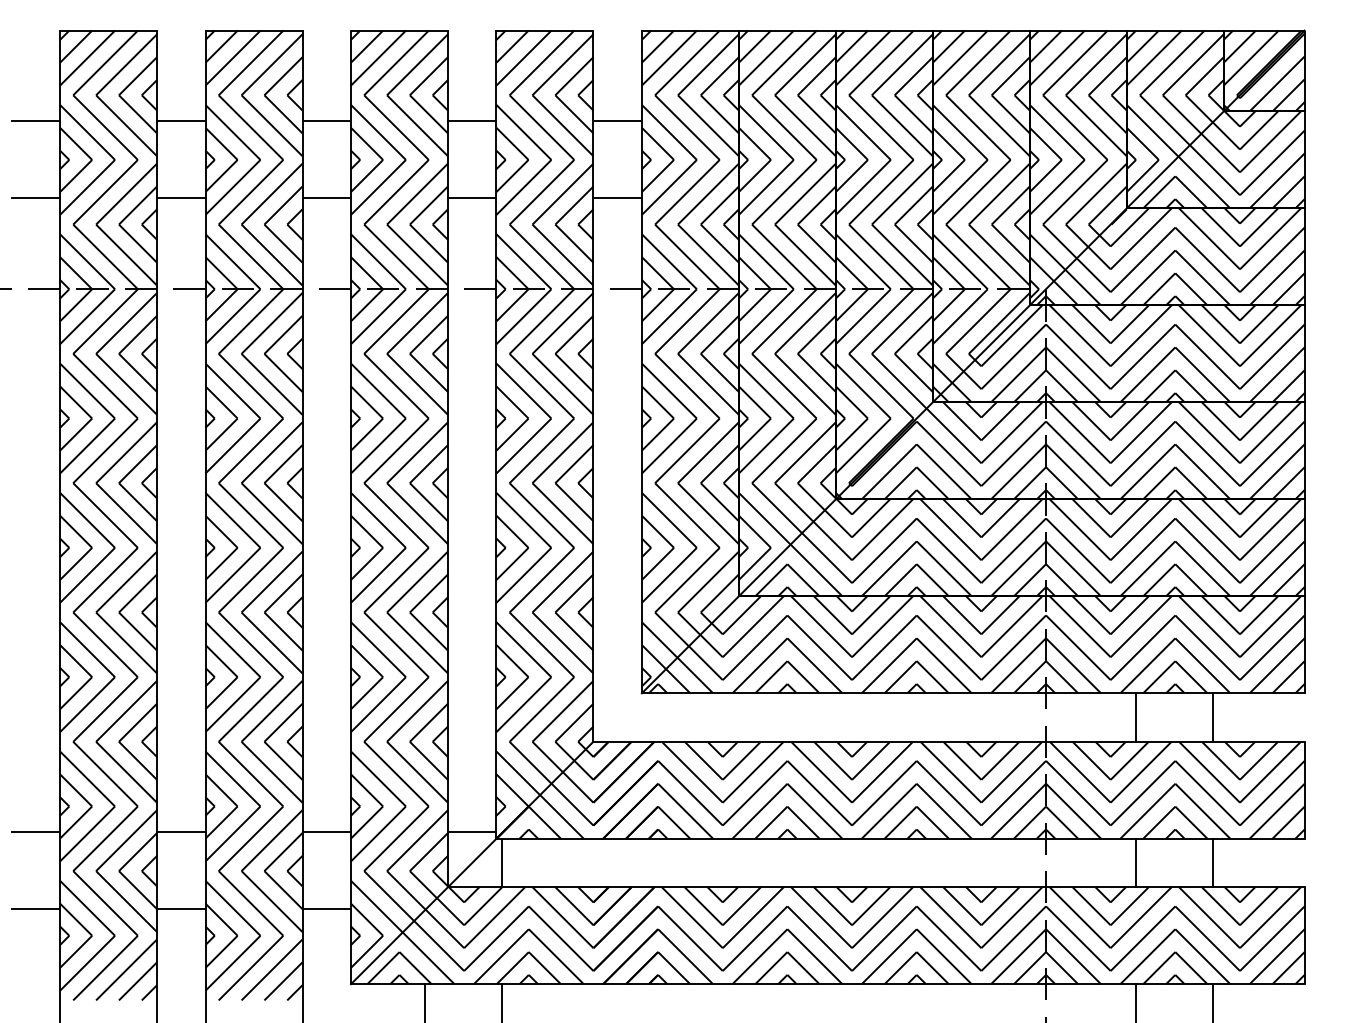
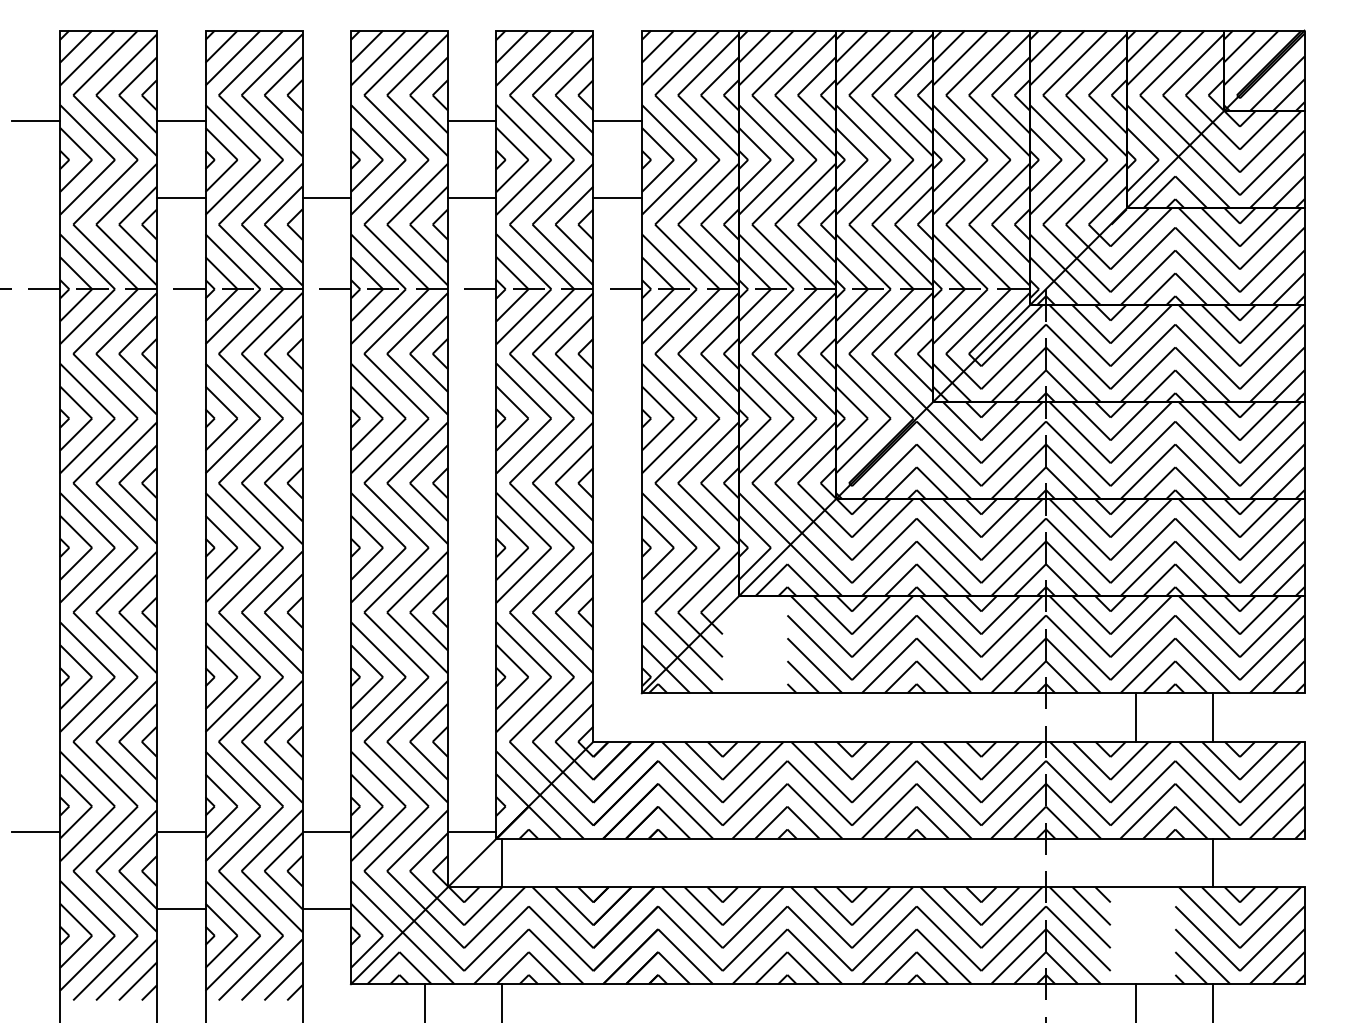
line: present -> none (326, 121)
line: present -> none (35, 198)
hatch: present -> none (754, 644)
line: present -> none (1136, 862)
line: present -> none (35, 909)
hatch: present -> none (1142, 935)
